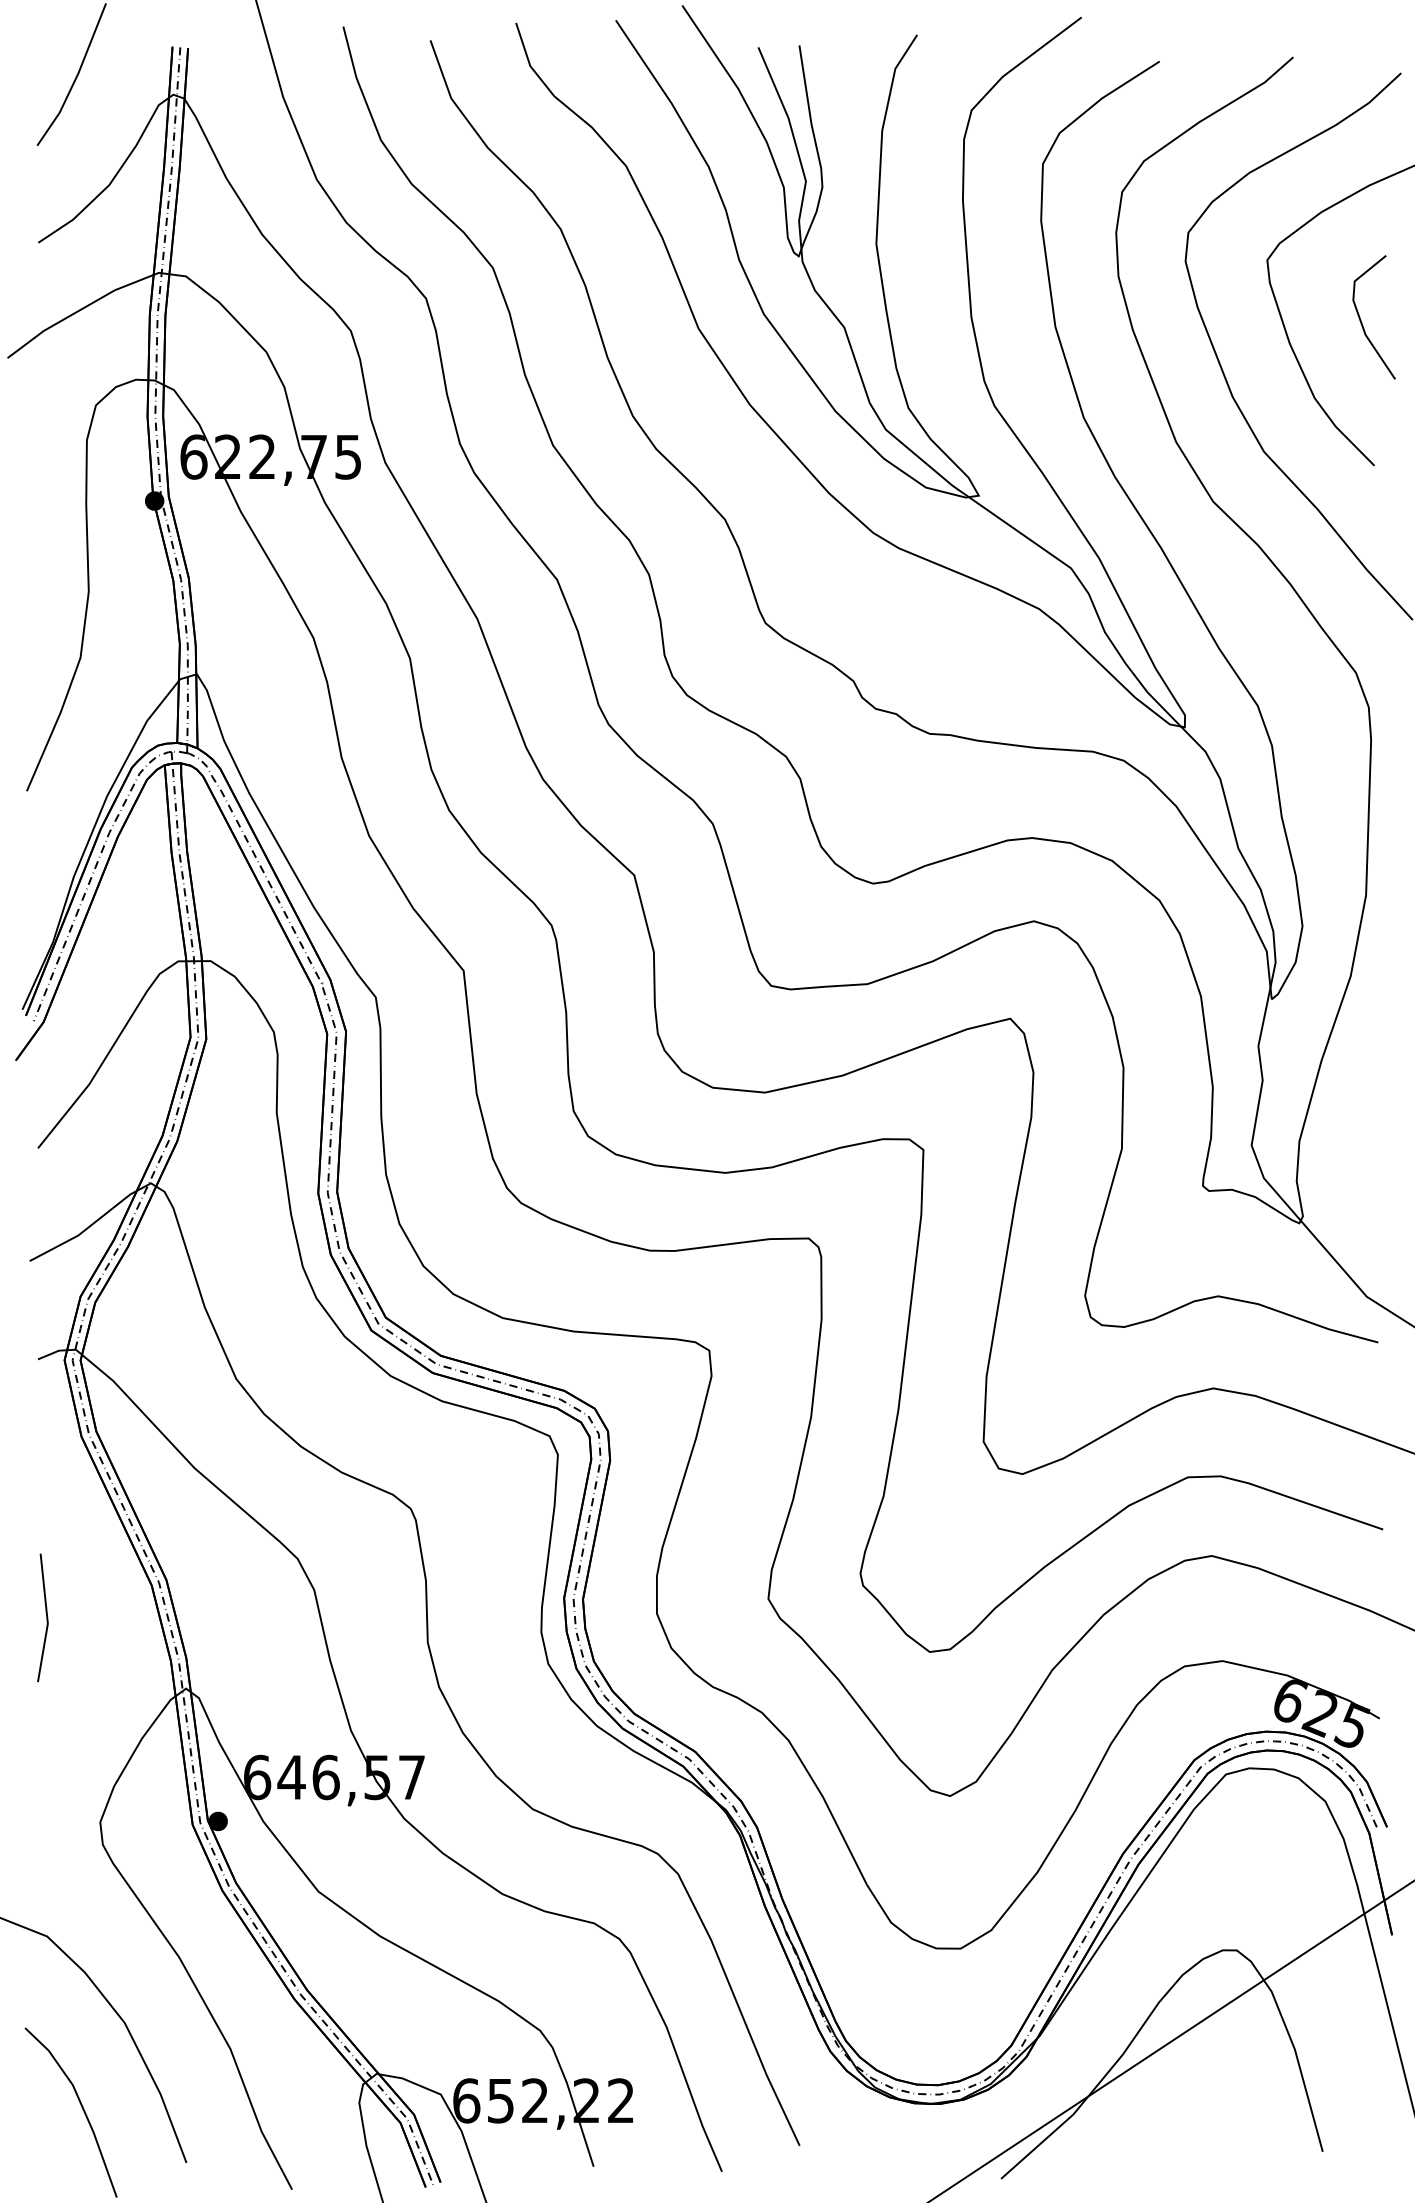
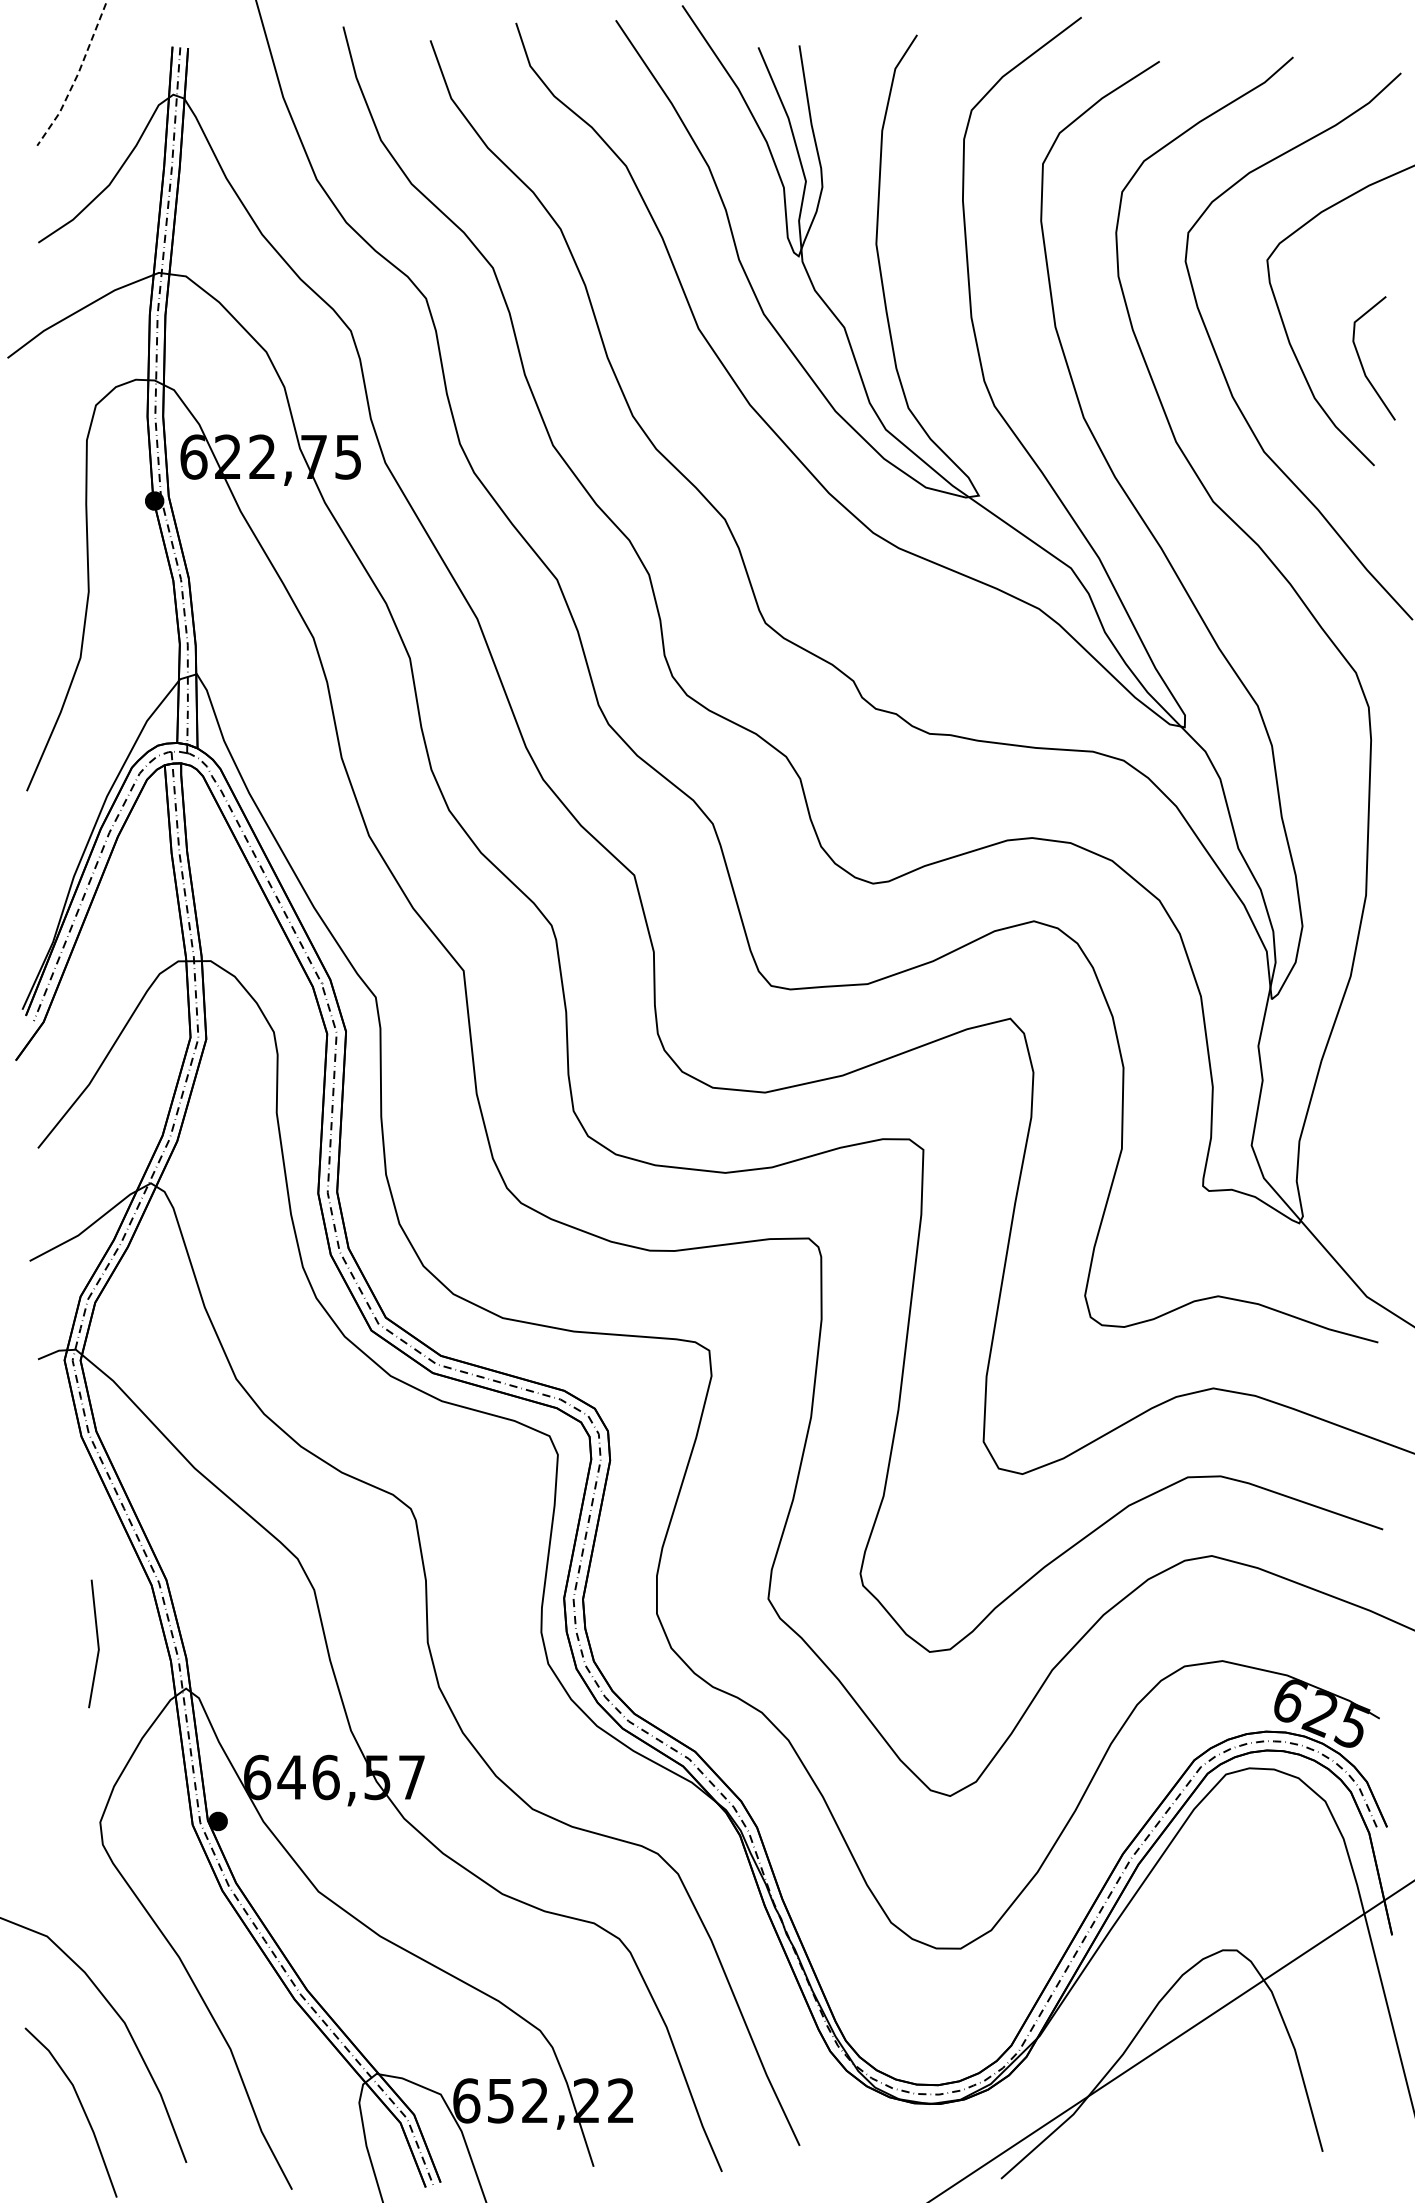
line: solid -> dashed (76, 76)
line position: (1362, 322) -> (1362, 363) (1362, 363)
line position: (46, 1617) -> (97, 1643) (97, 1643)
